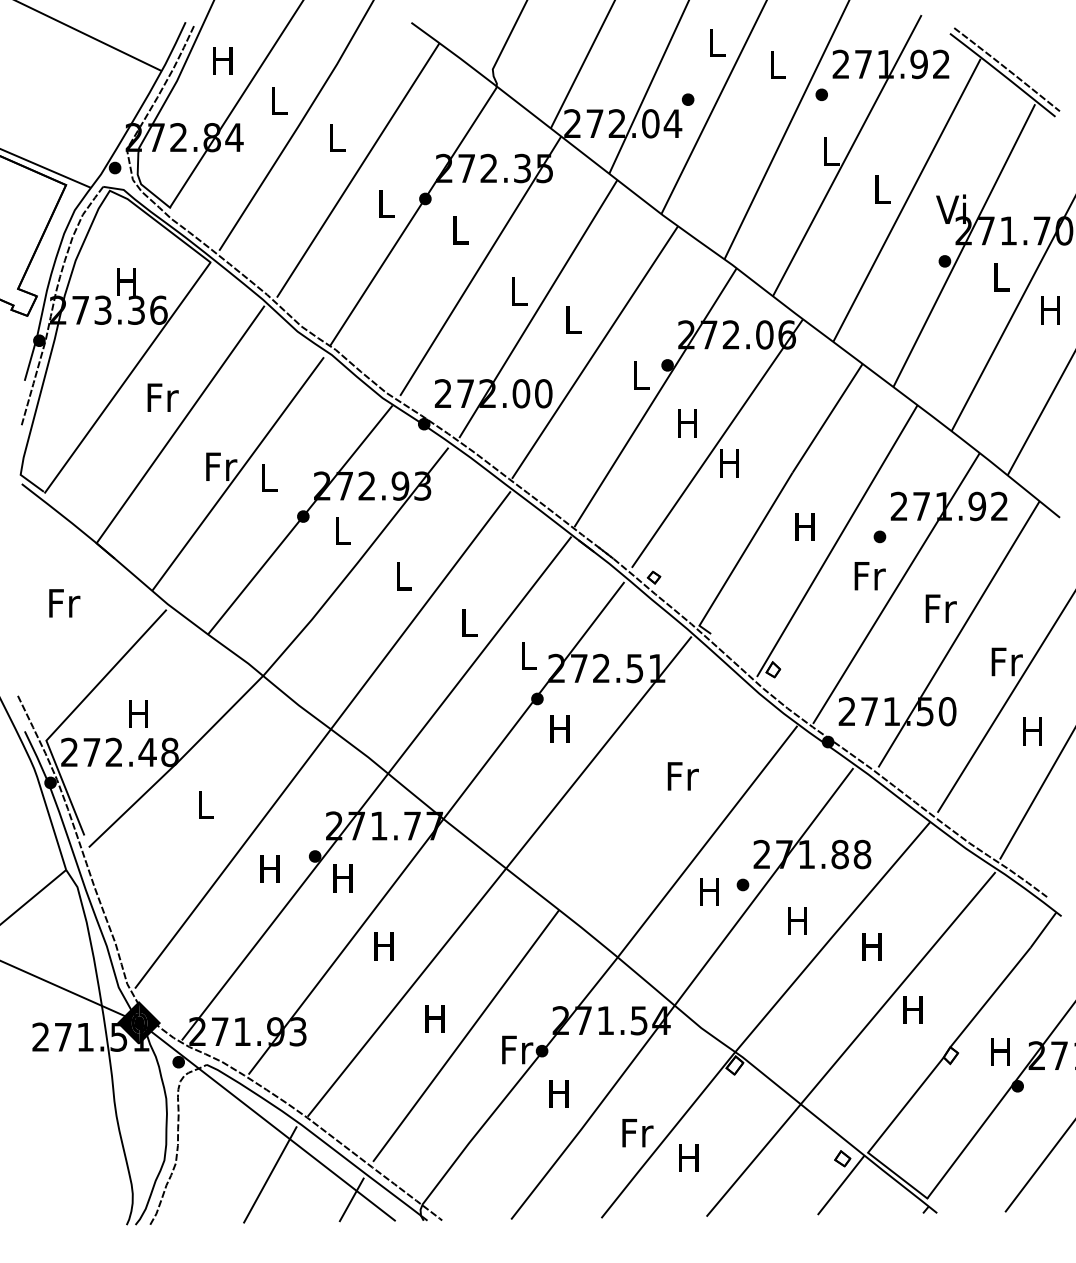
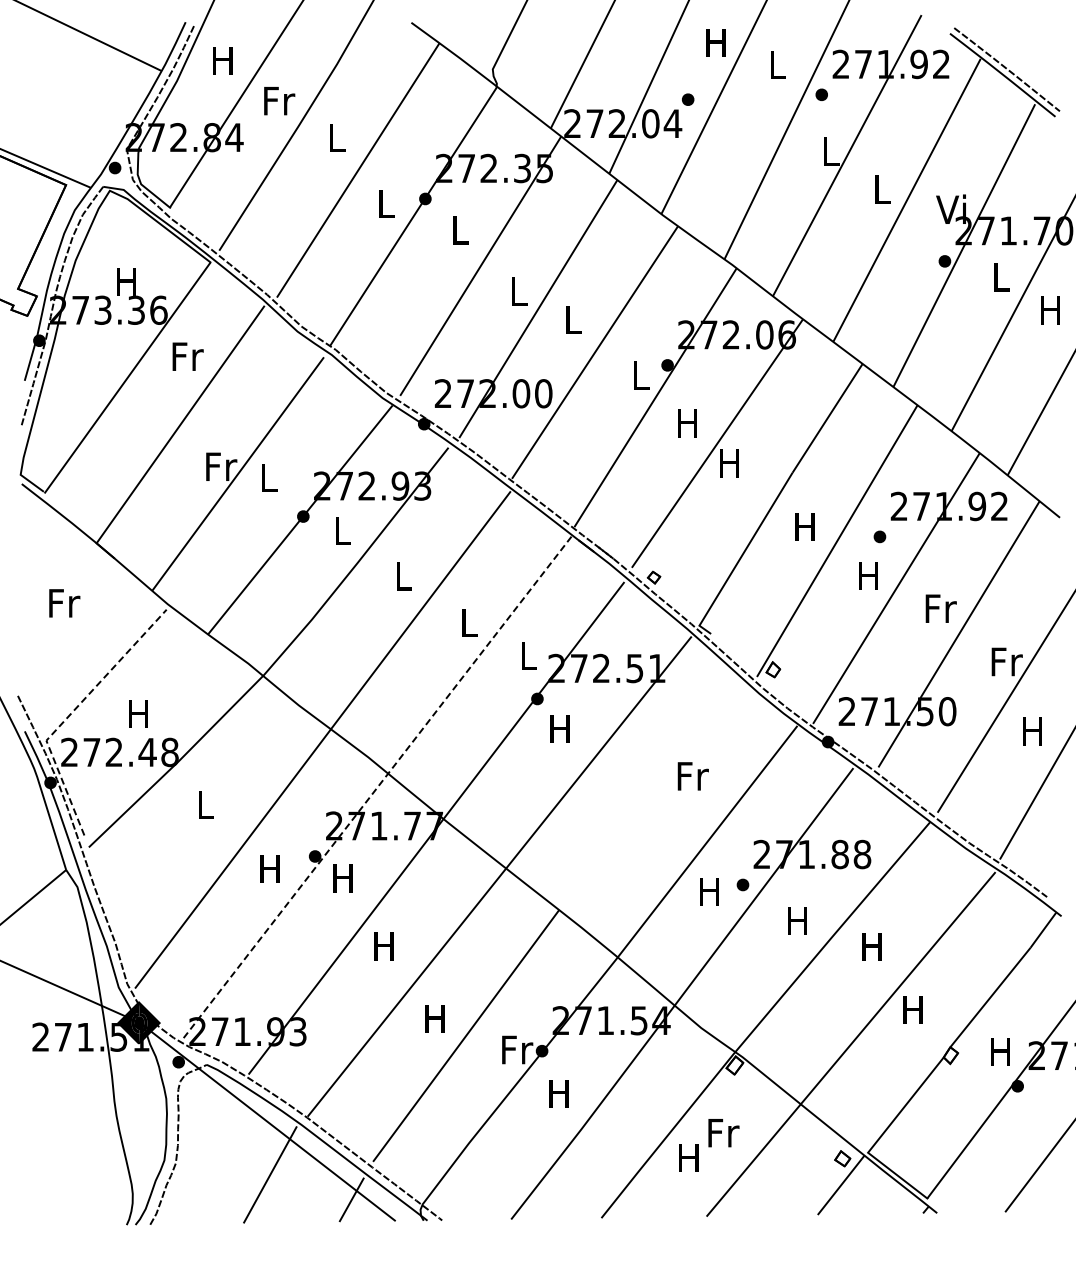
text: L -> H (715, 42)
text: L -> Fr (279, 100)
text position: (162, 397) -> (187, 356) (187, 356)
text: Fr -> H (869, 576)
line: solid -> dashed (71, 713)
text position: (682, 776) -> (692, 776) (692, 776)
line: solid -> dashed (376, 788)
text position: (637, 1133) -> (723, 1133) (723, 1133)
